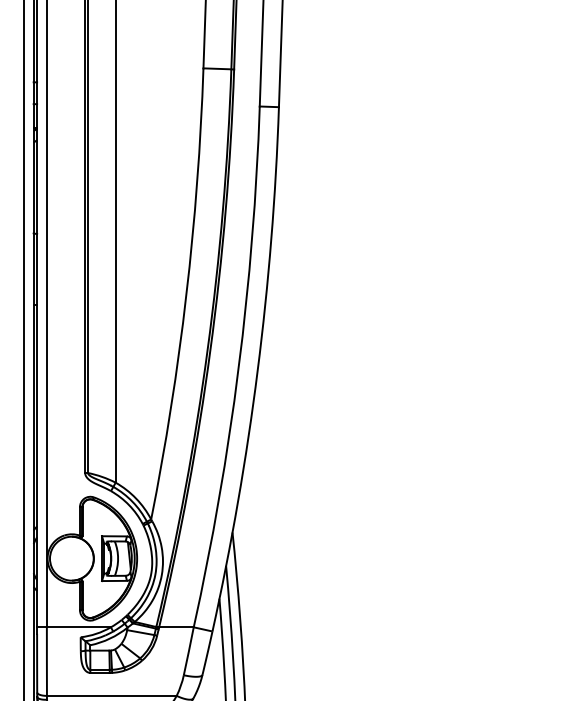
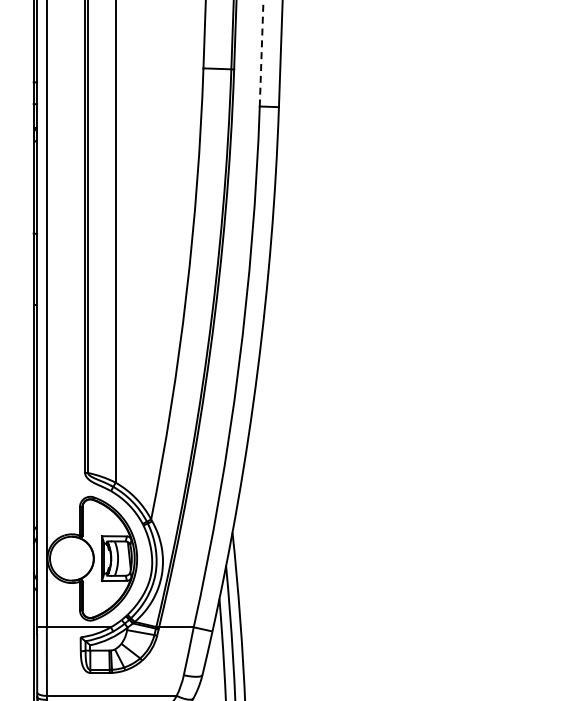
line: solid -> dashed (261, 53)
line: present -> none (24, 349)
